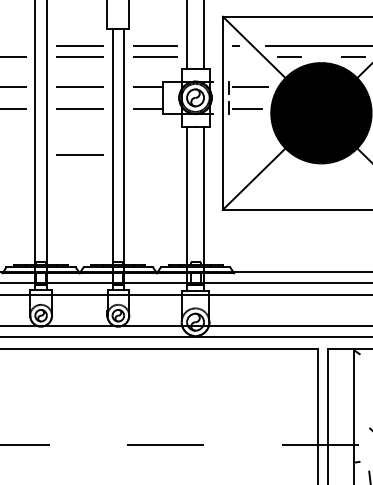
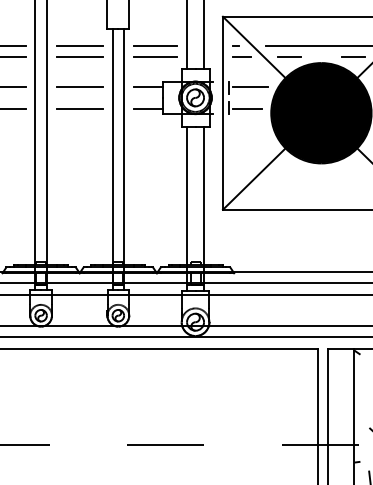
line: none -> present (13, 45)
line: none -> present (241, 56)
line: present -> none (79, 154)
